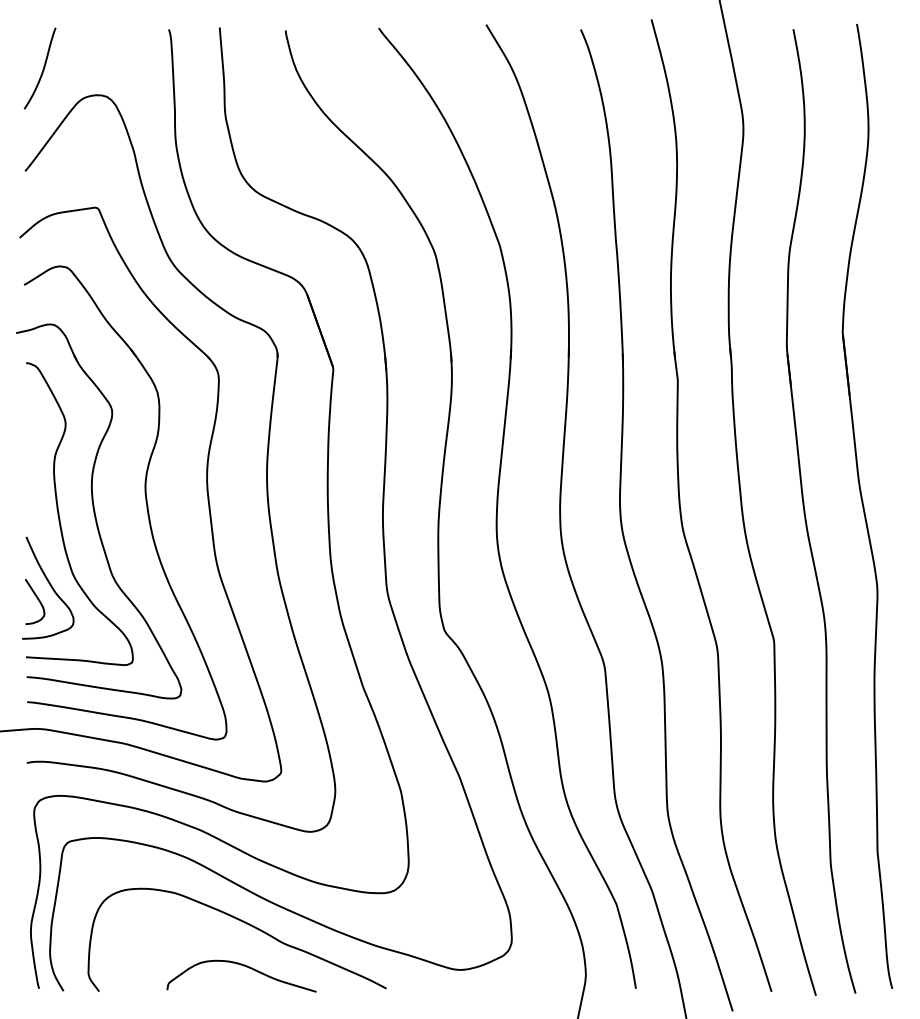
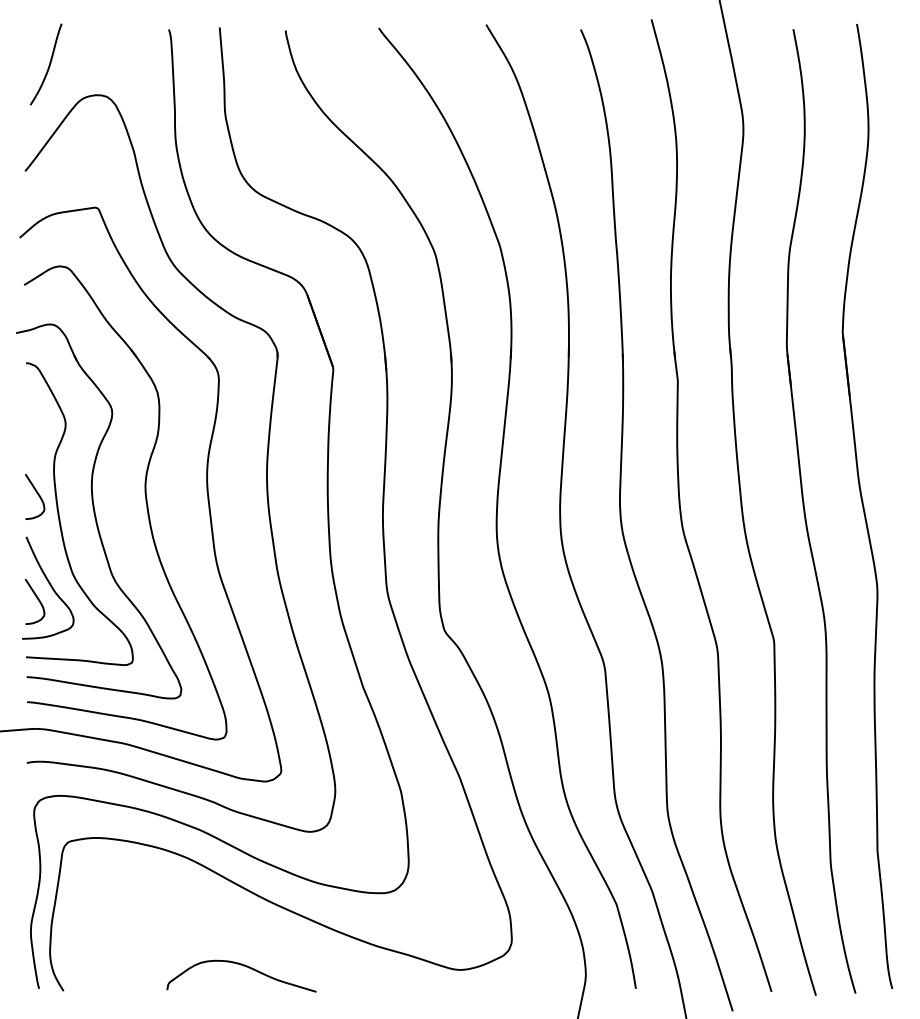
curve position: (42, 69) -> (48, 65) (48, 65)
curve: none -> present (36, 493)
curve: present -> none (244, 923)
